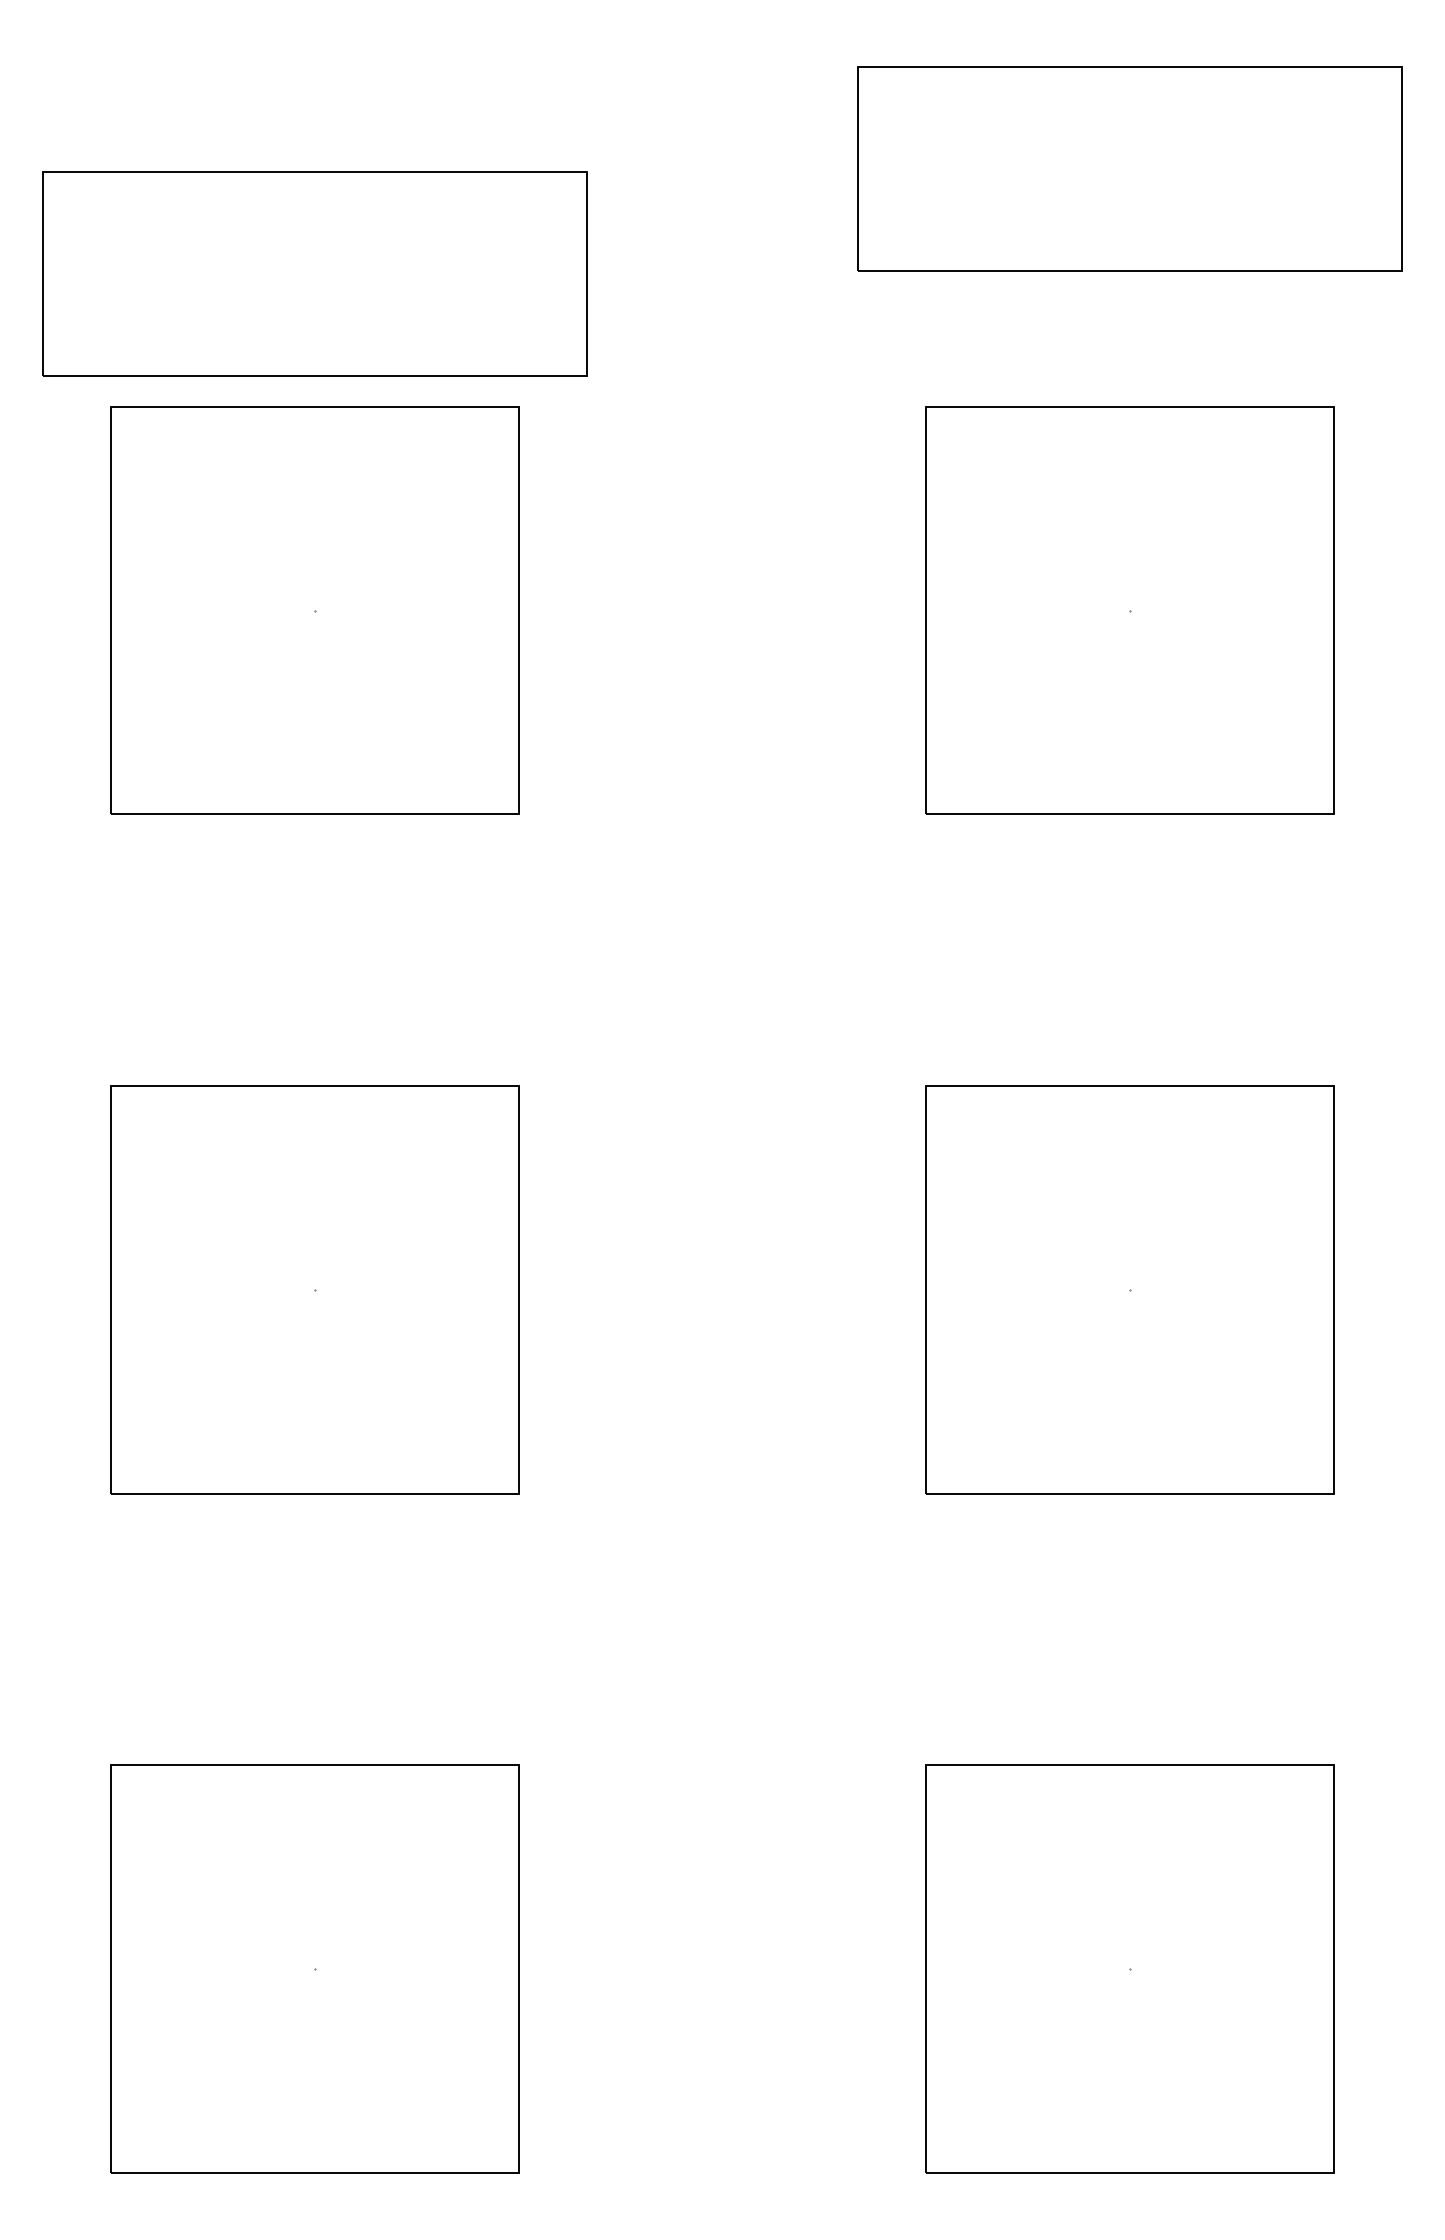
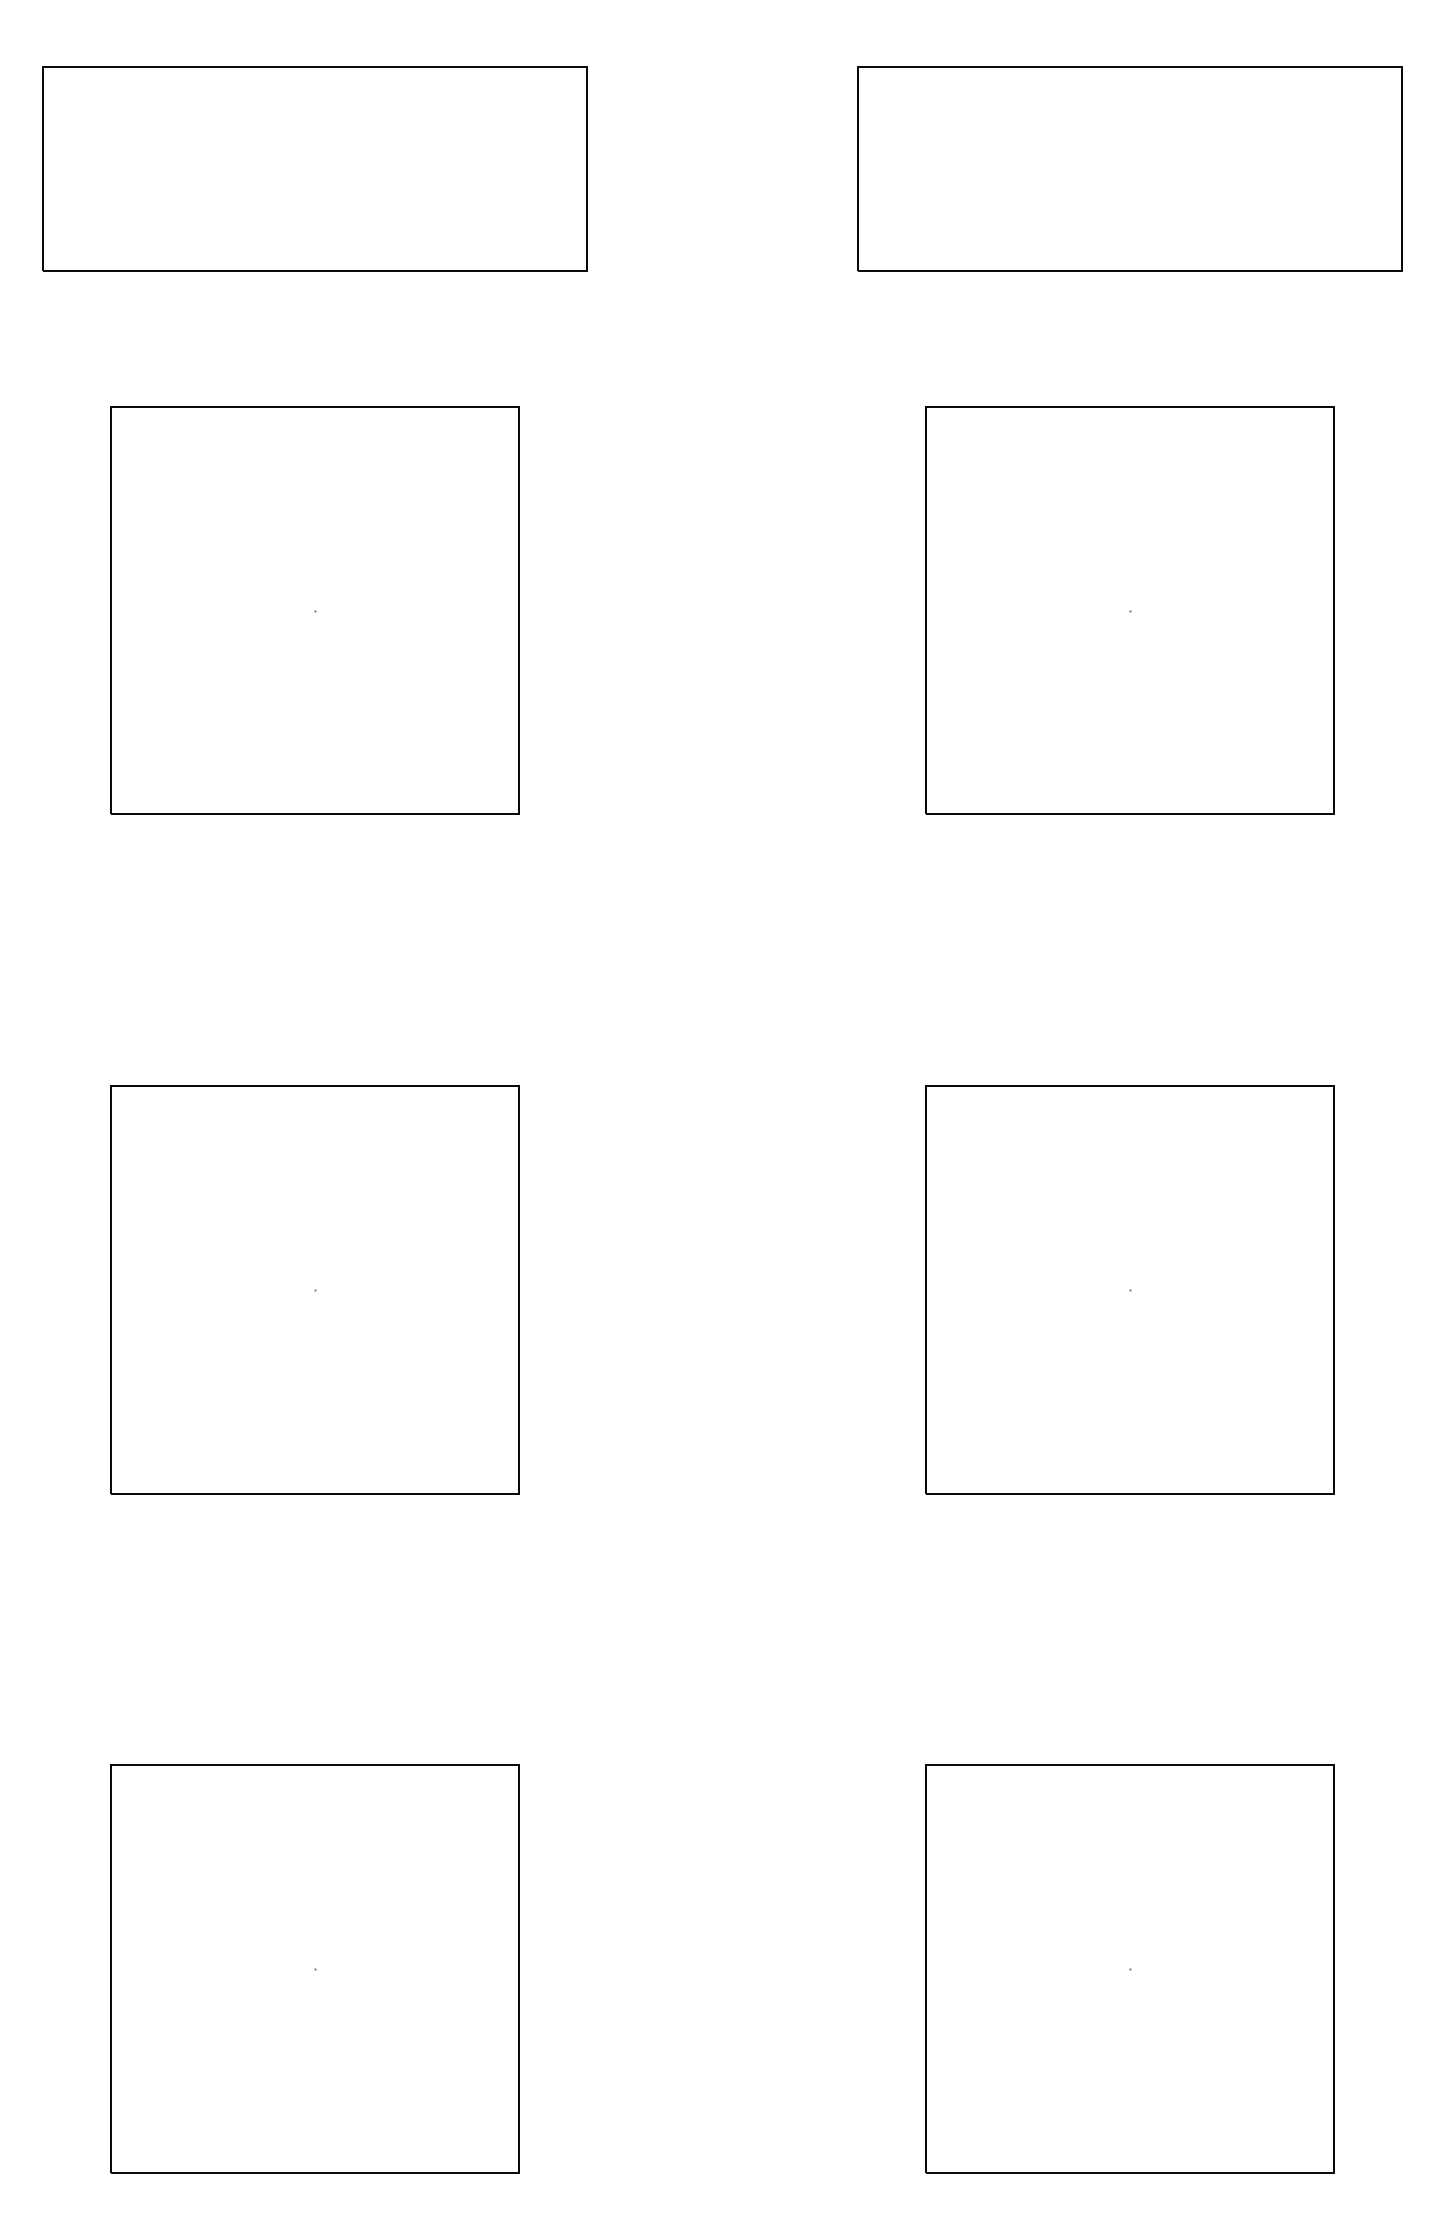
part position: (314, 273) -> (314, 168) (314, 168)
